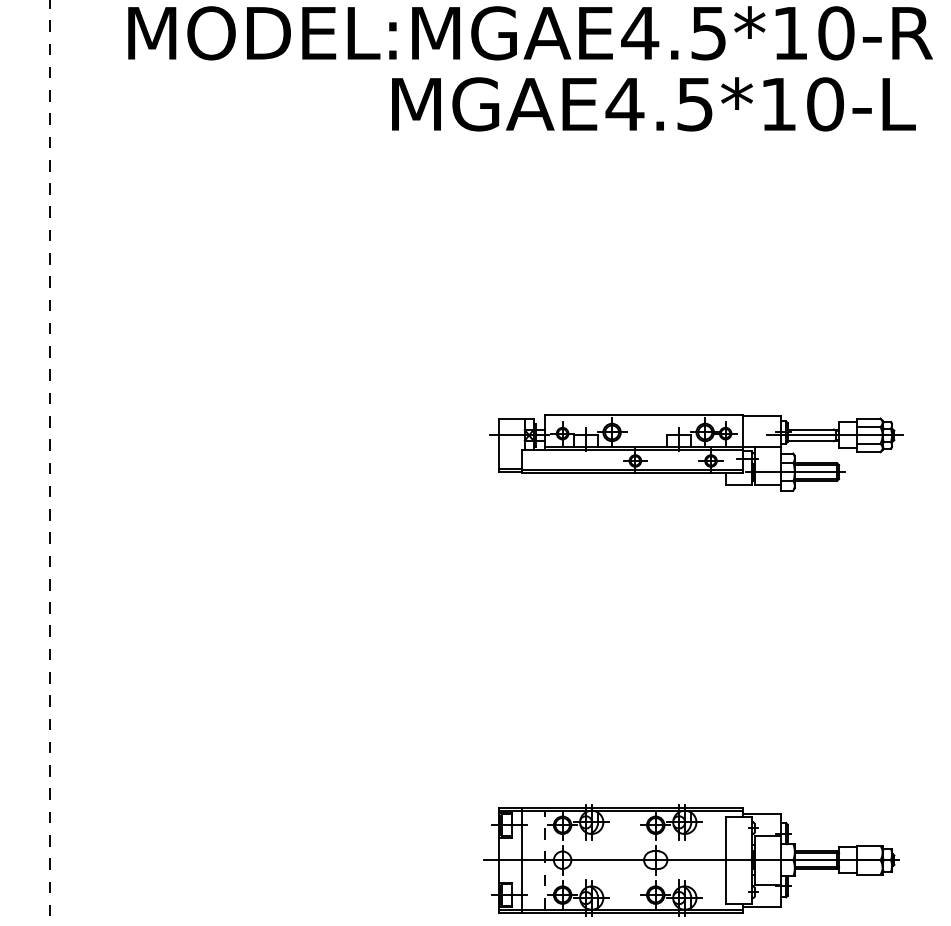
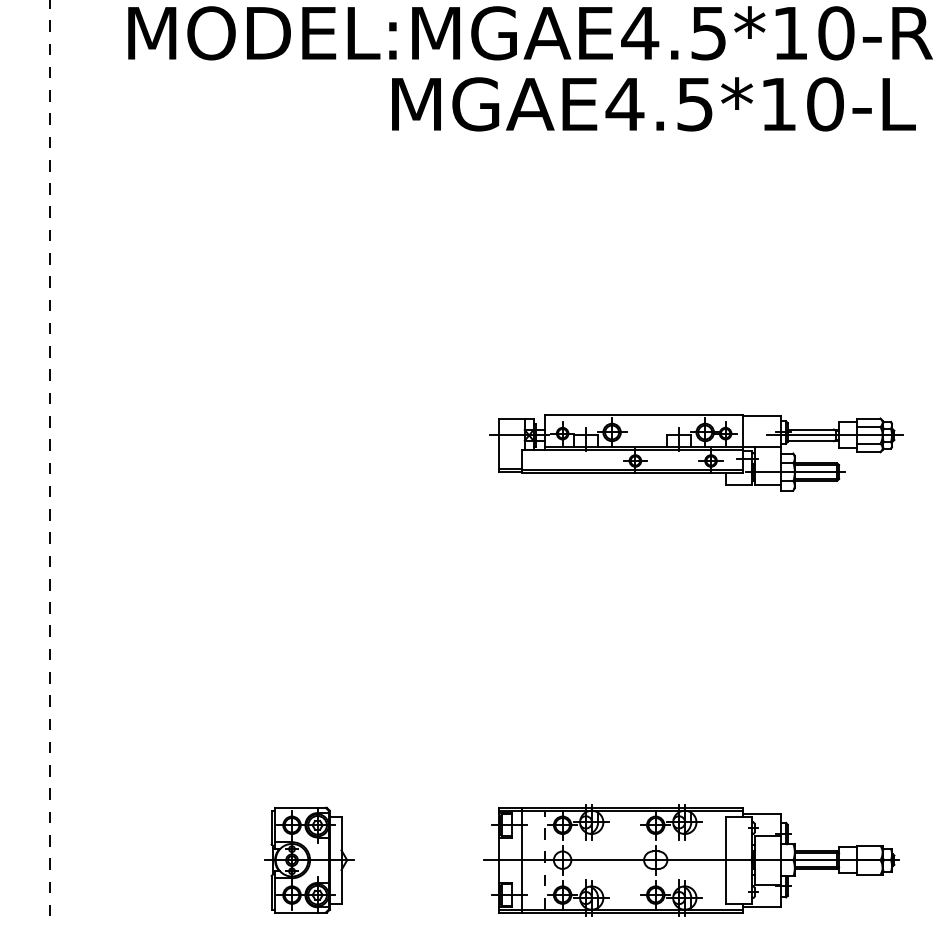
part: none -> present (309, 859)
